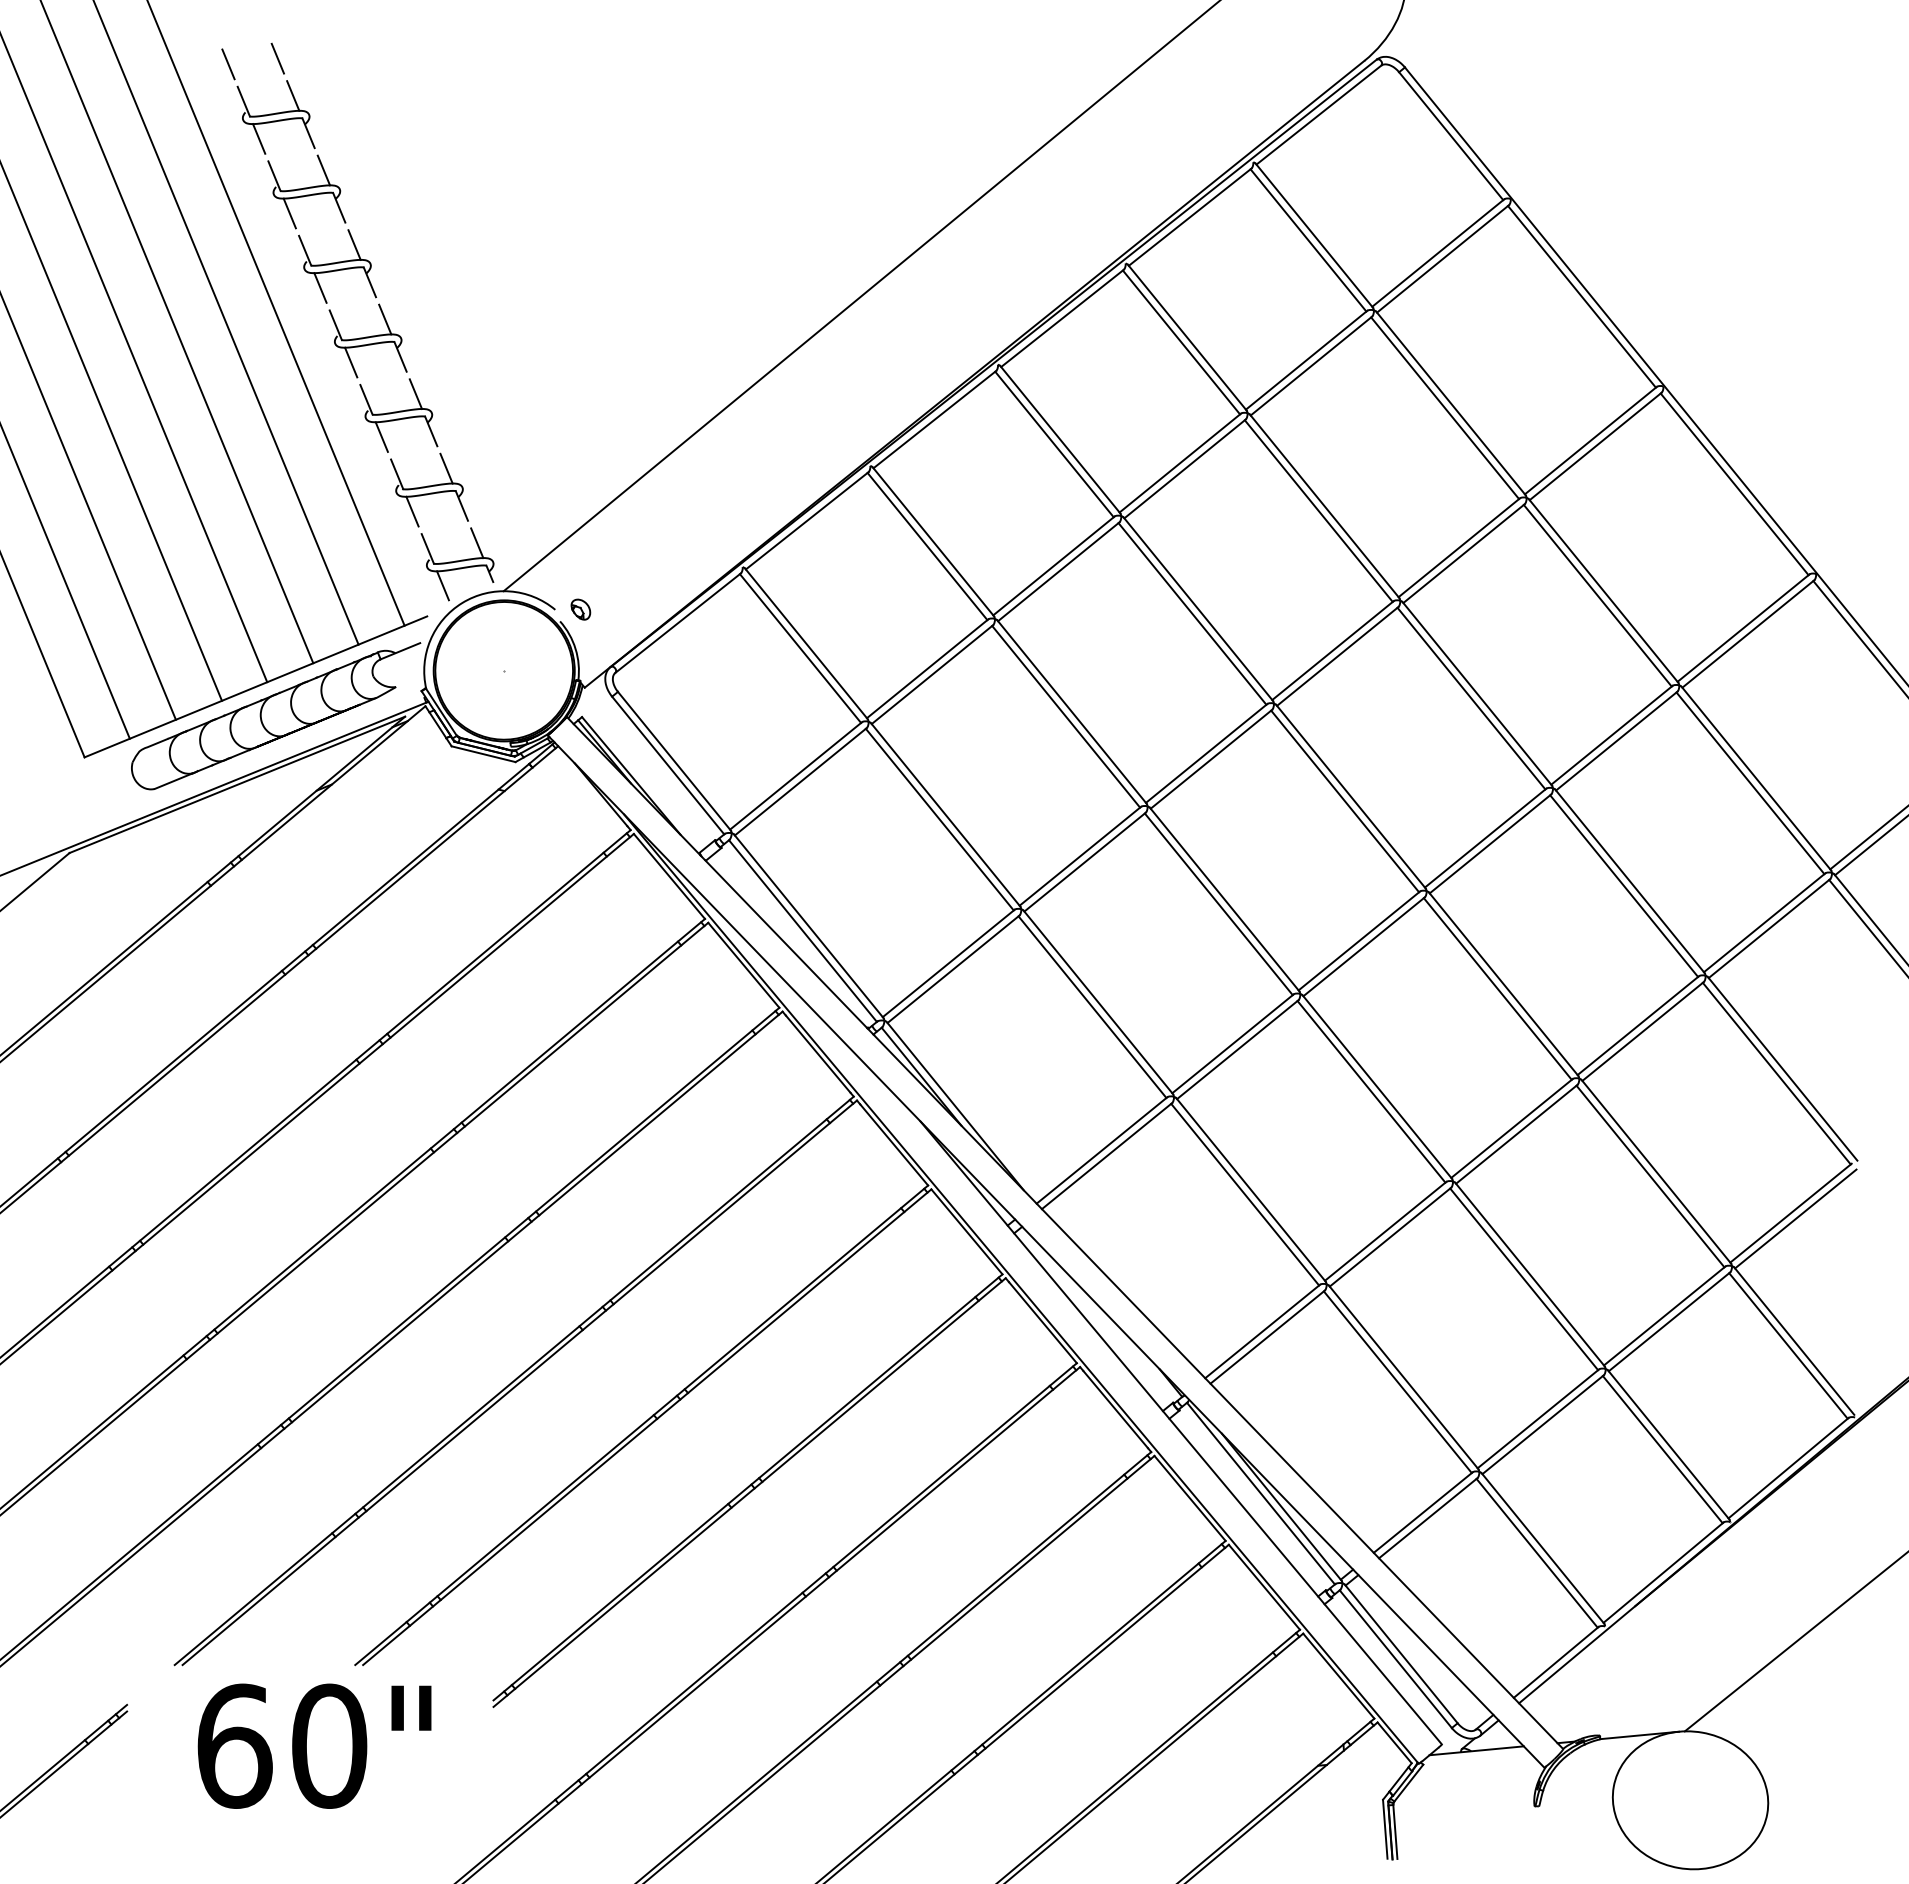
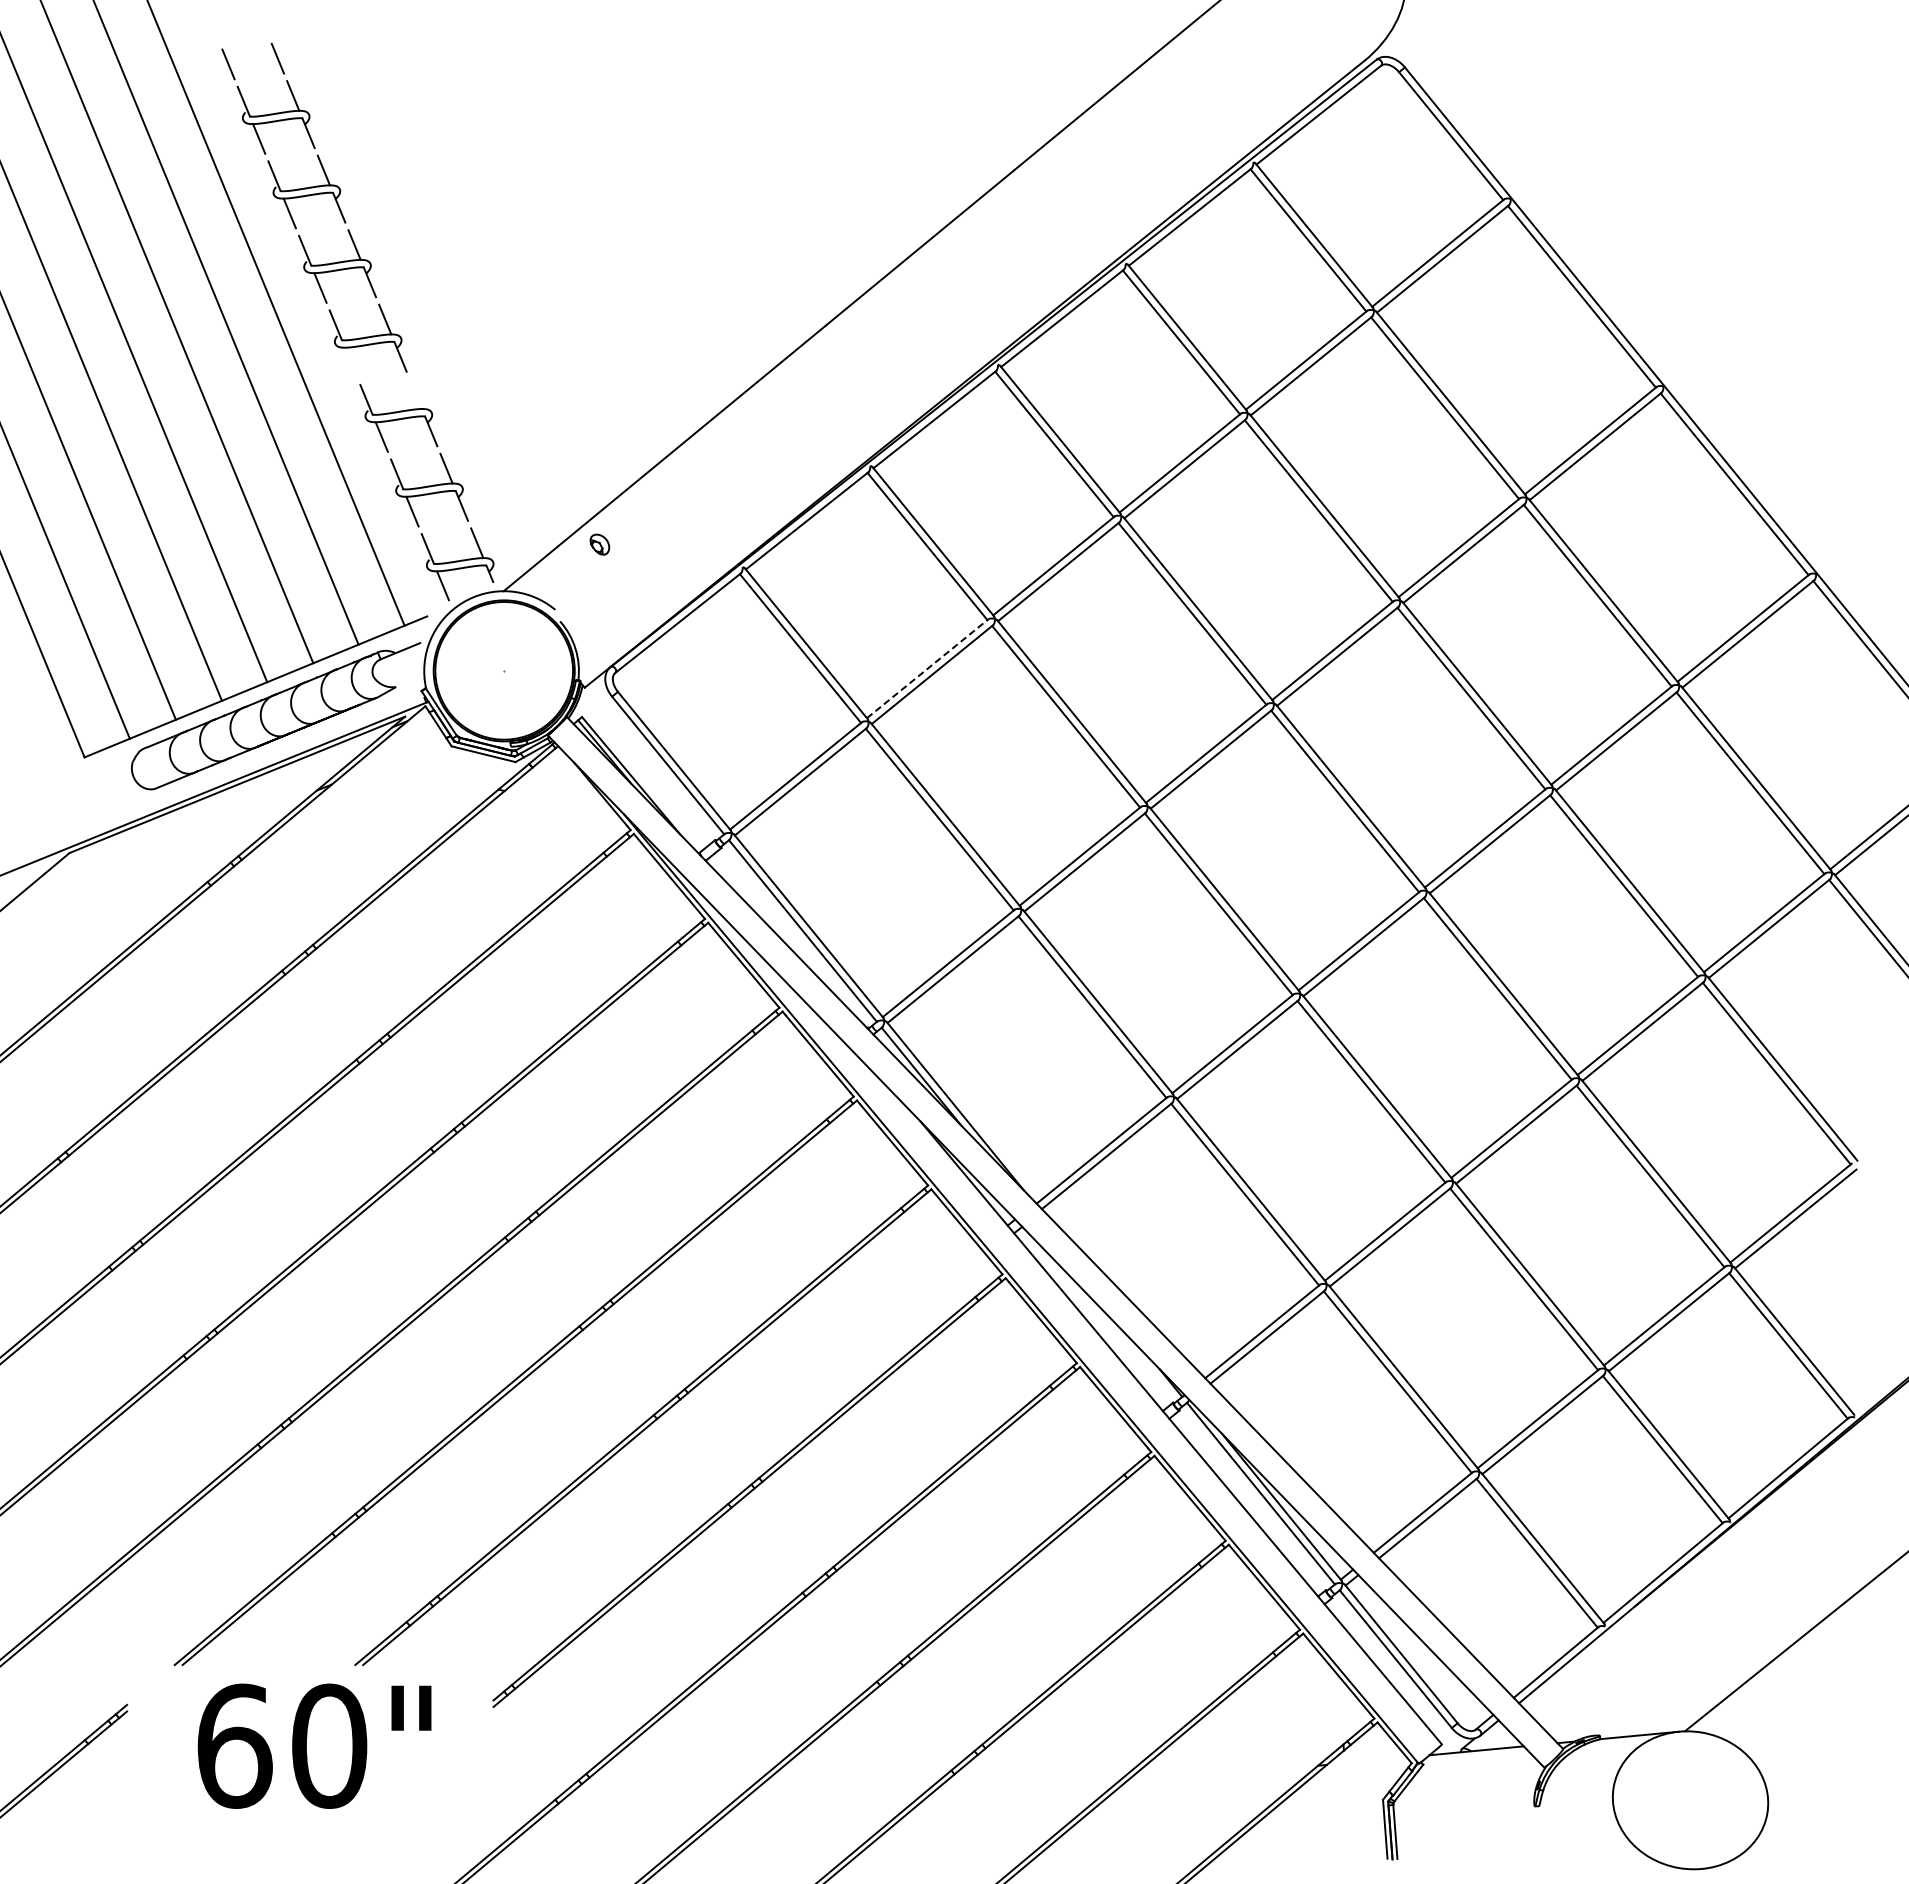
line: present -> none (351, 362)
line: present -> none (415, 393)
part position: (580, 609) -> (599, 544) (599, 544)
line: solid -> dashed (928, 668)
